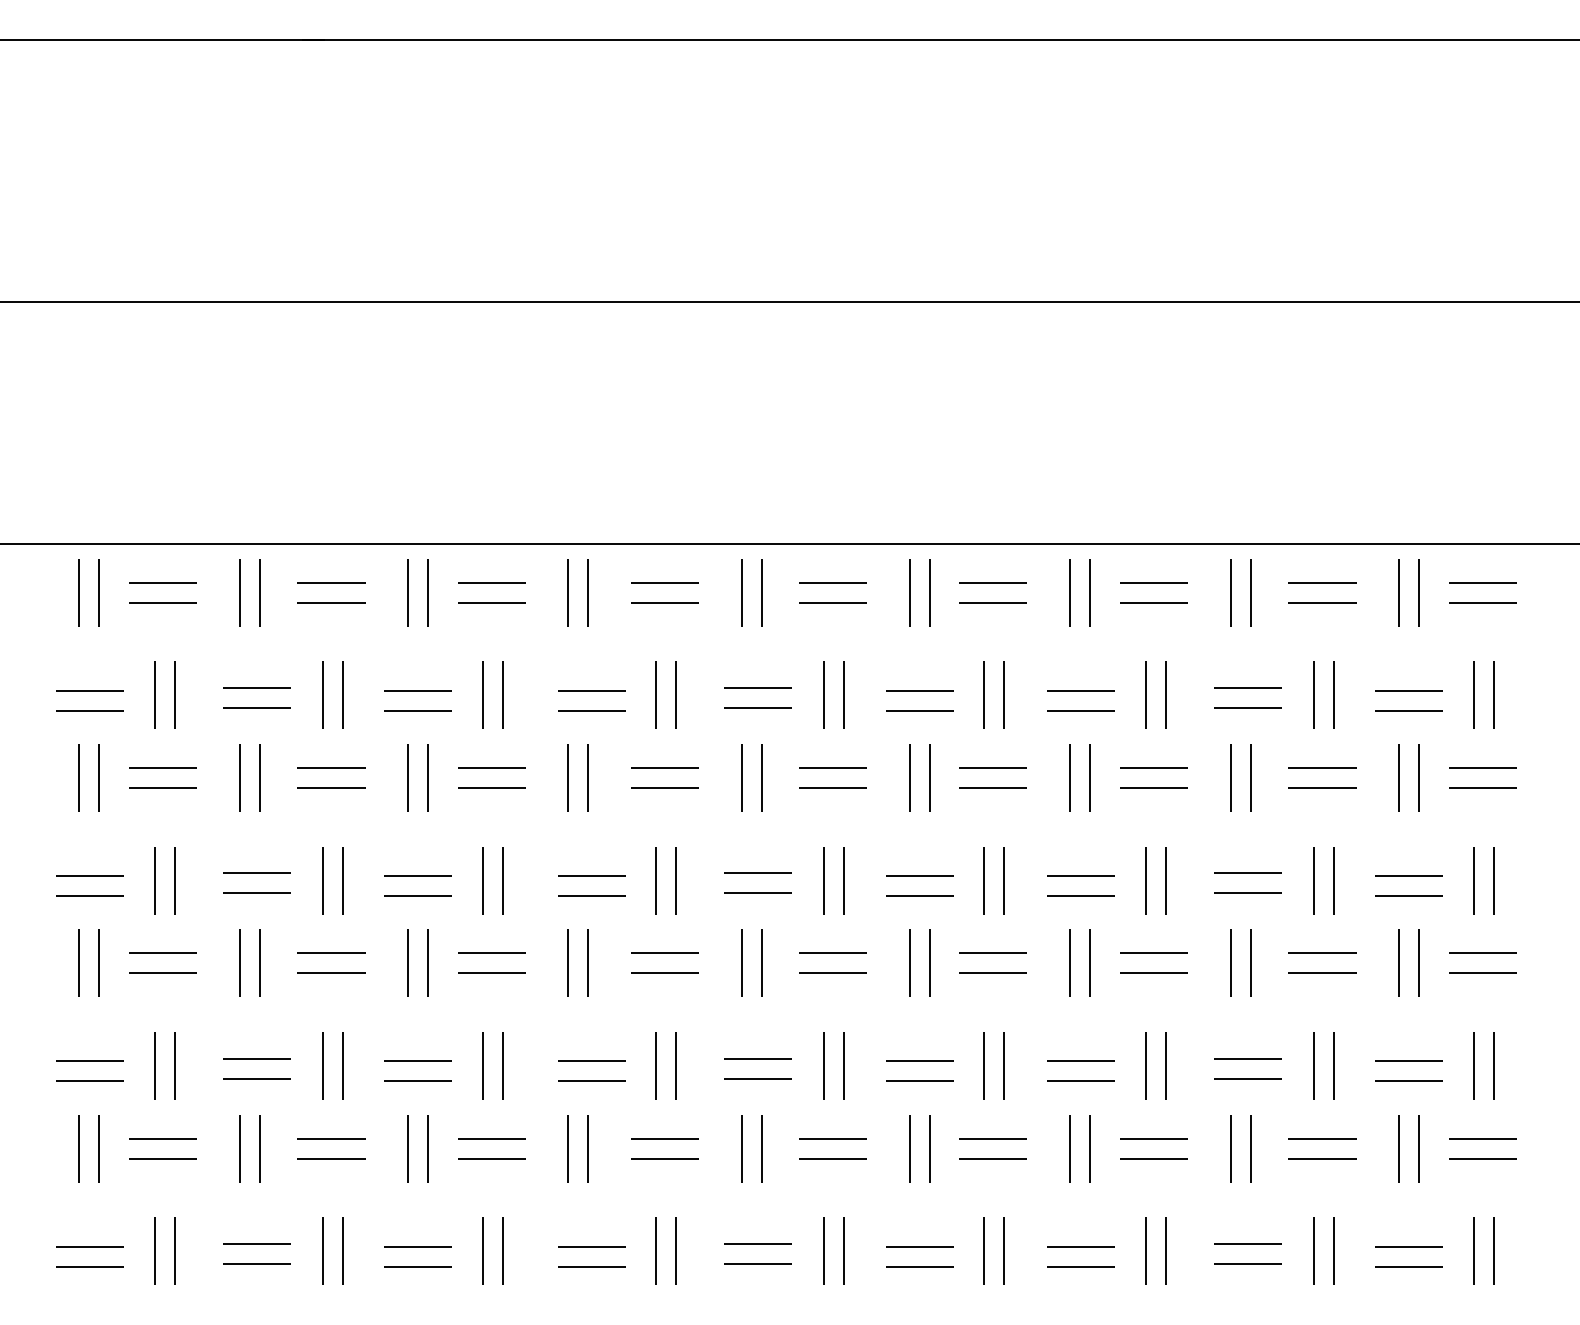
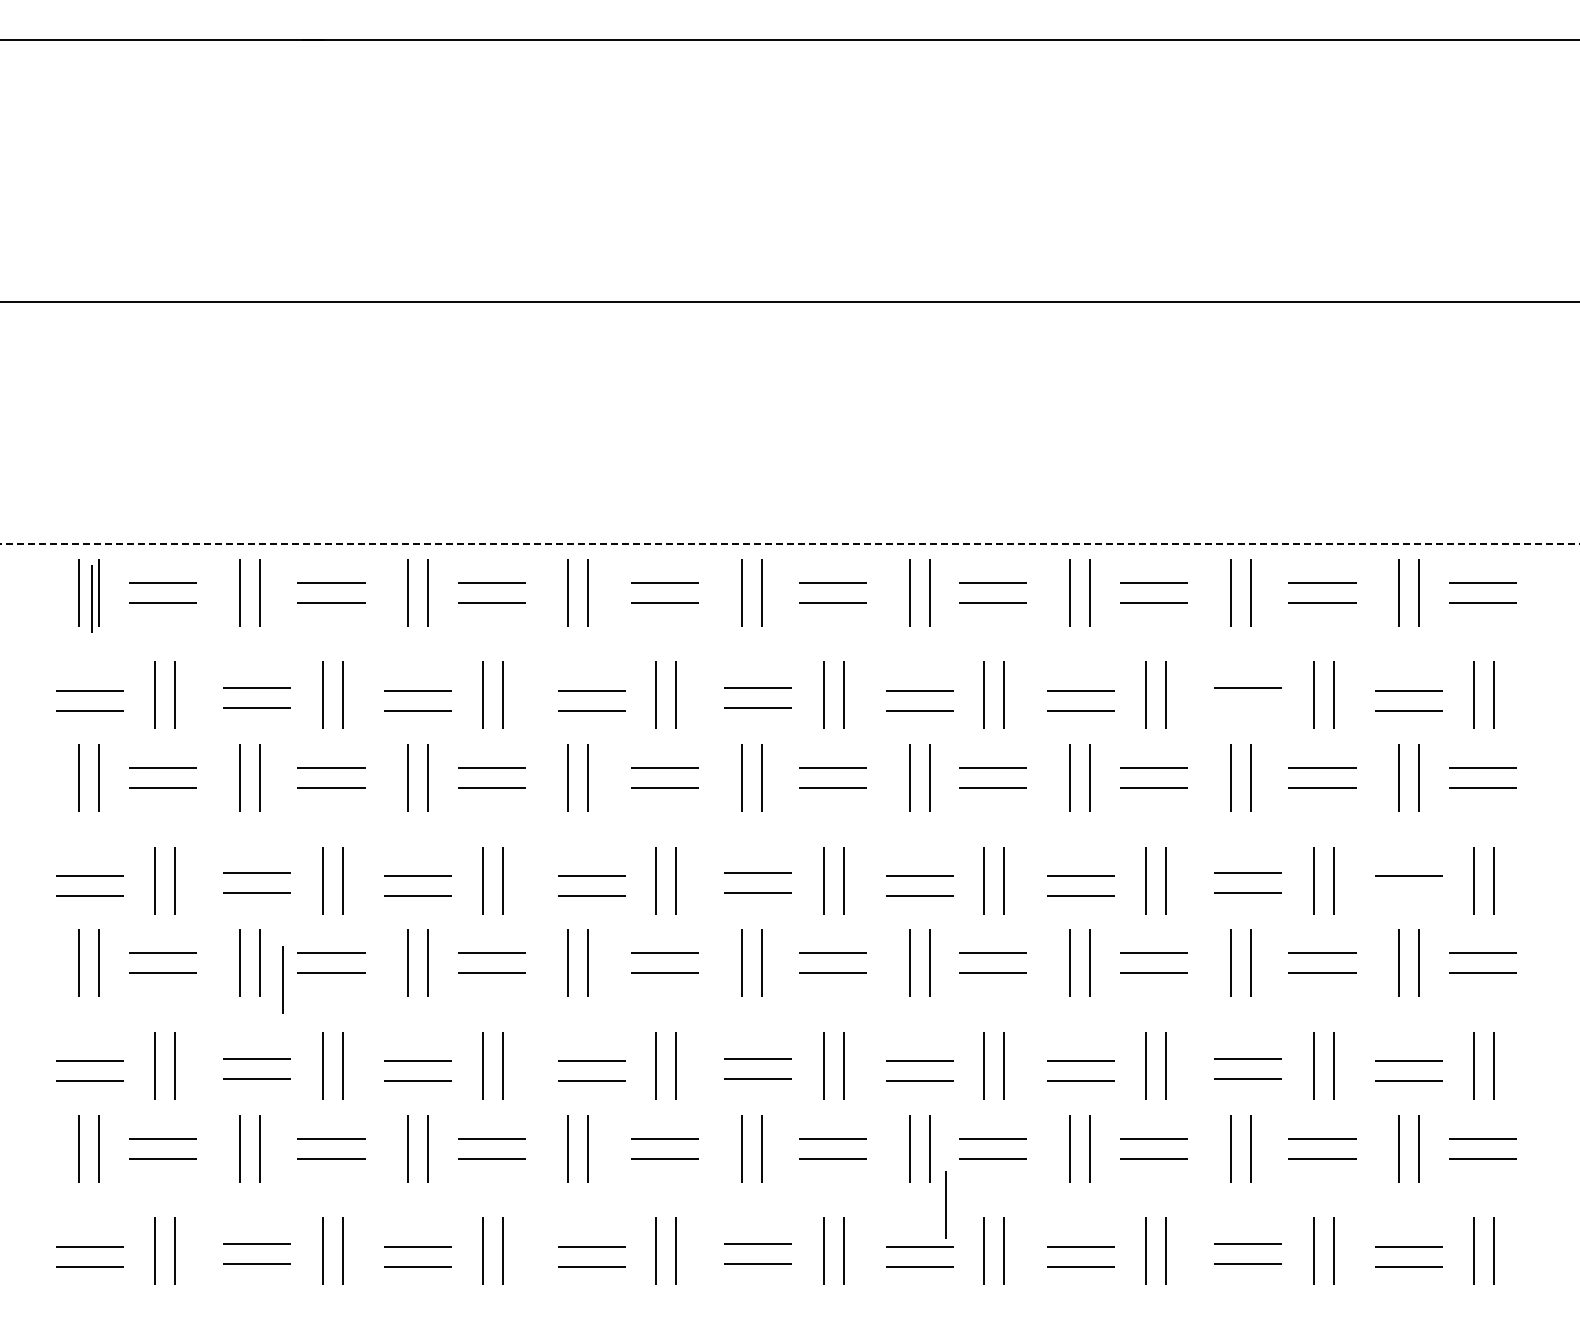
line: solid -> dashed (790, 543)
line: none -> present (91, 598)
line: present -> none (1247, 707)
line: present -> none (1408, 895)
line: none -> present (282, 979)
line: none -> present (945, 1204)
